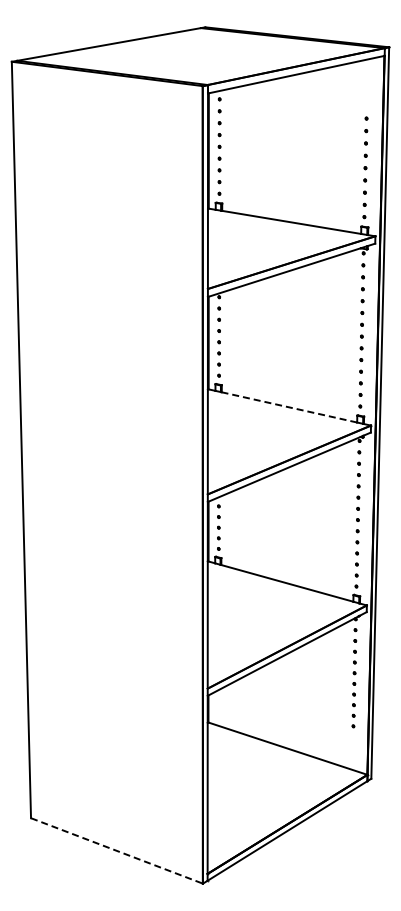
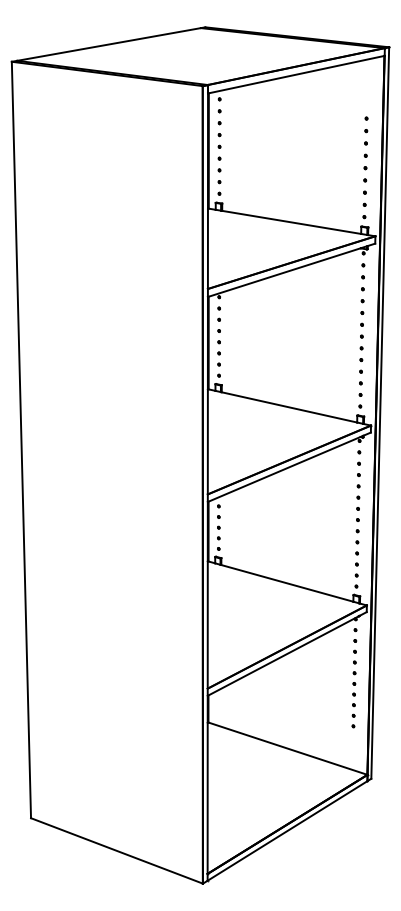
line: dashed -> solid (289, 407)
line: dashed -> solid (116, 850)
